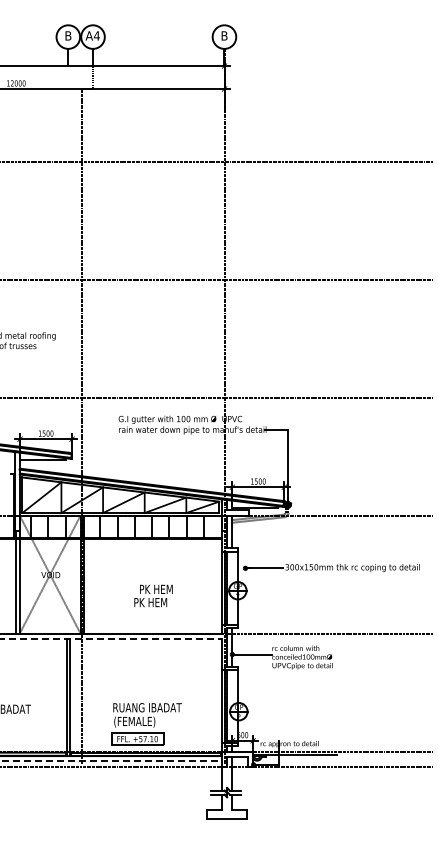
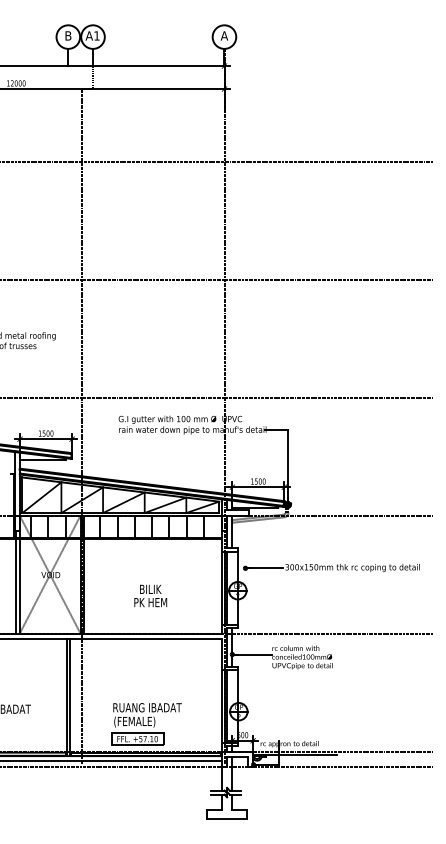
text: A4 -> A1 (96, 35)
text: B -> A (224, 35)
text: PK HEM -> BILIK (156, 588)
line: dashed -> solid (111, 638)
line: dashed -> solid (111, 761)
